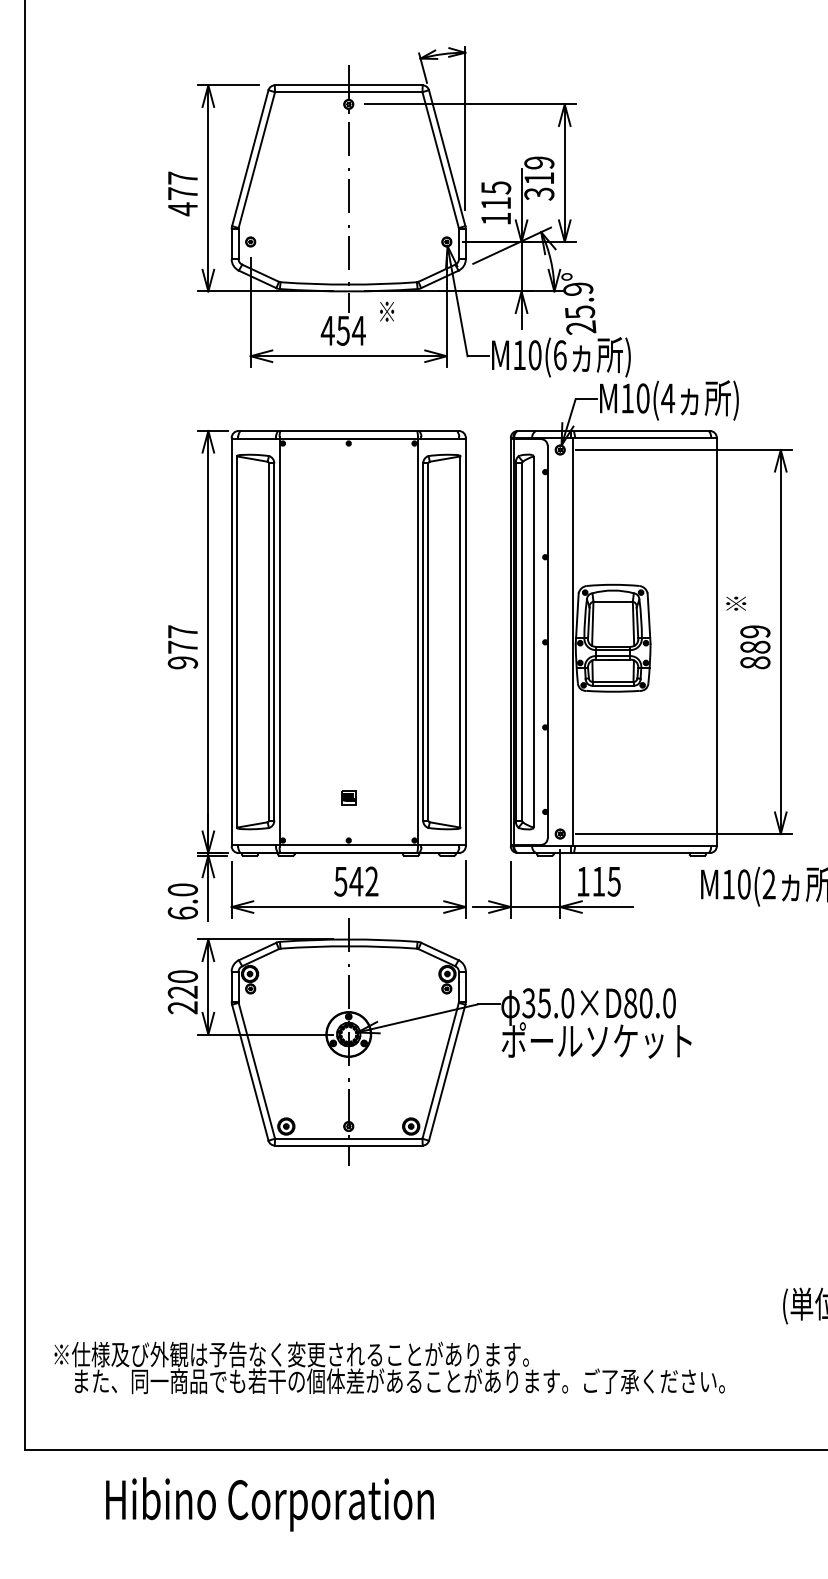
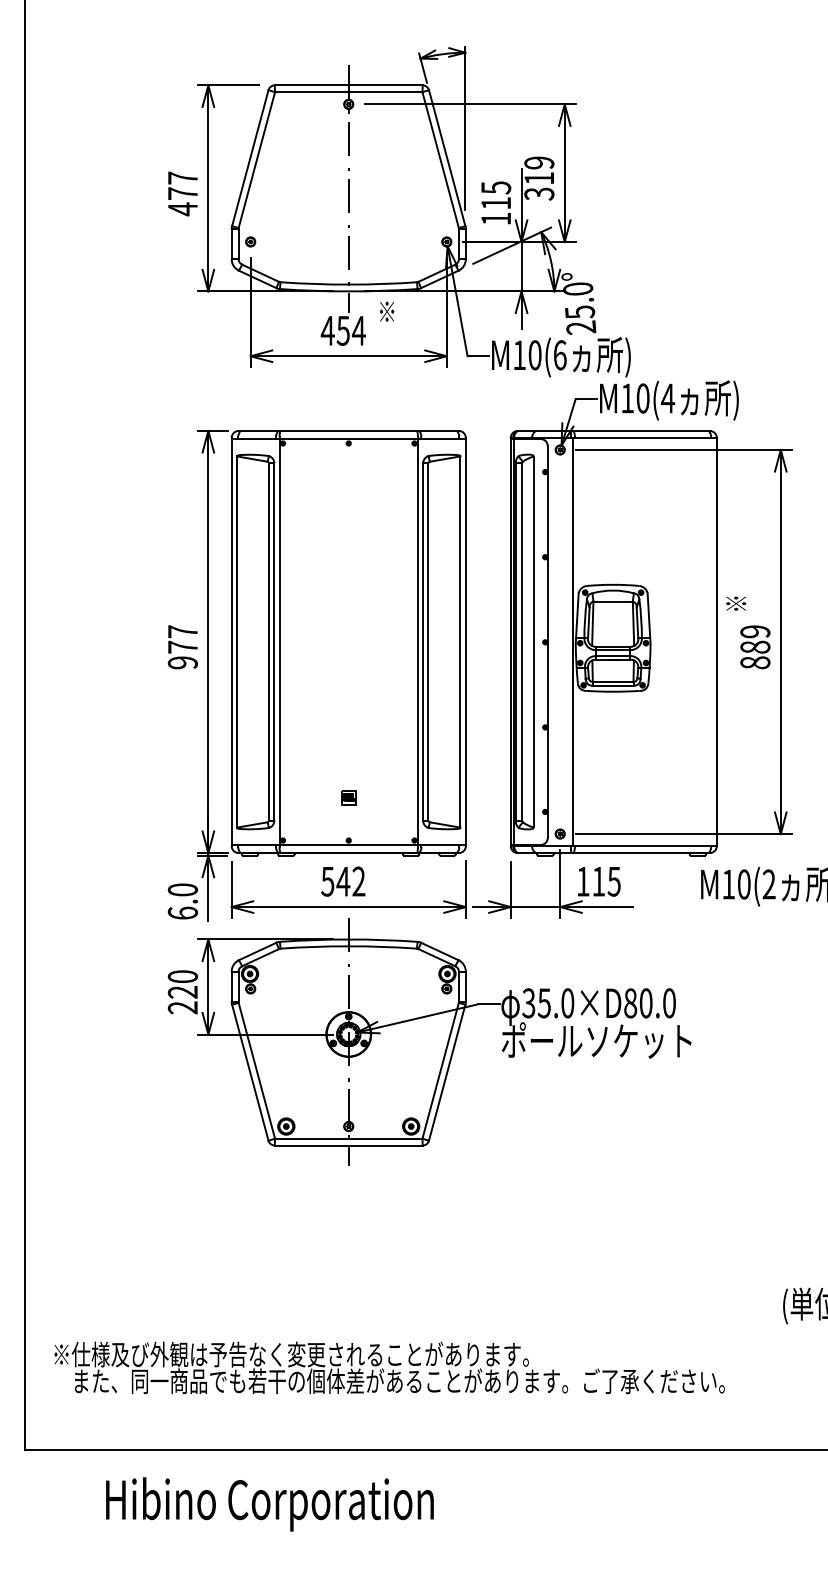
text: 25.9° -> 25.0° (578, 288)
text position: (356, 881) -> (343, 881) (343, 881)
